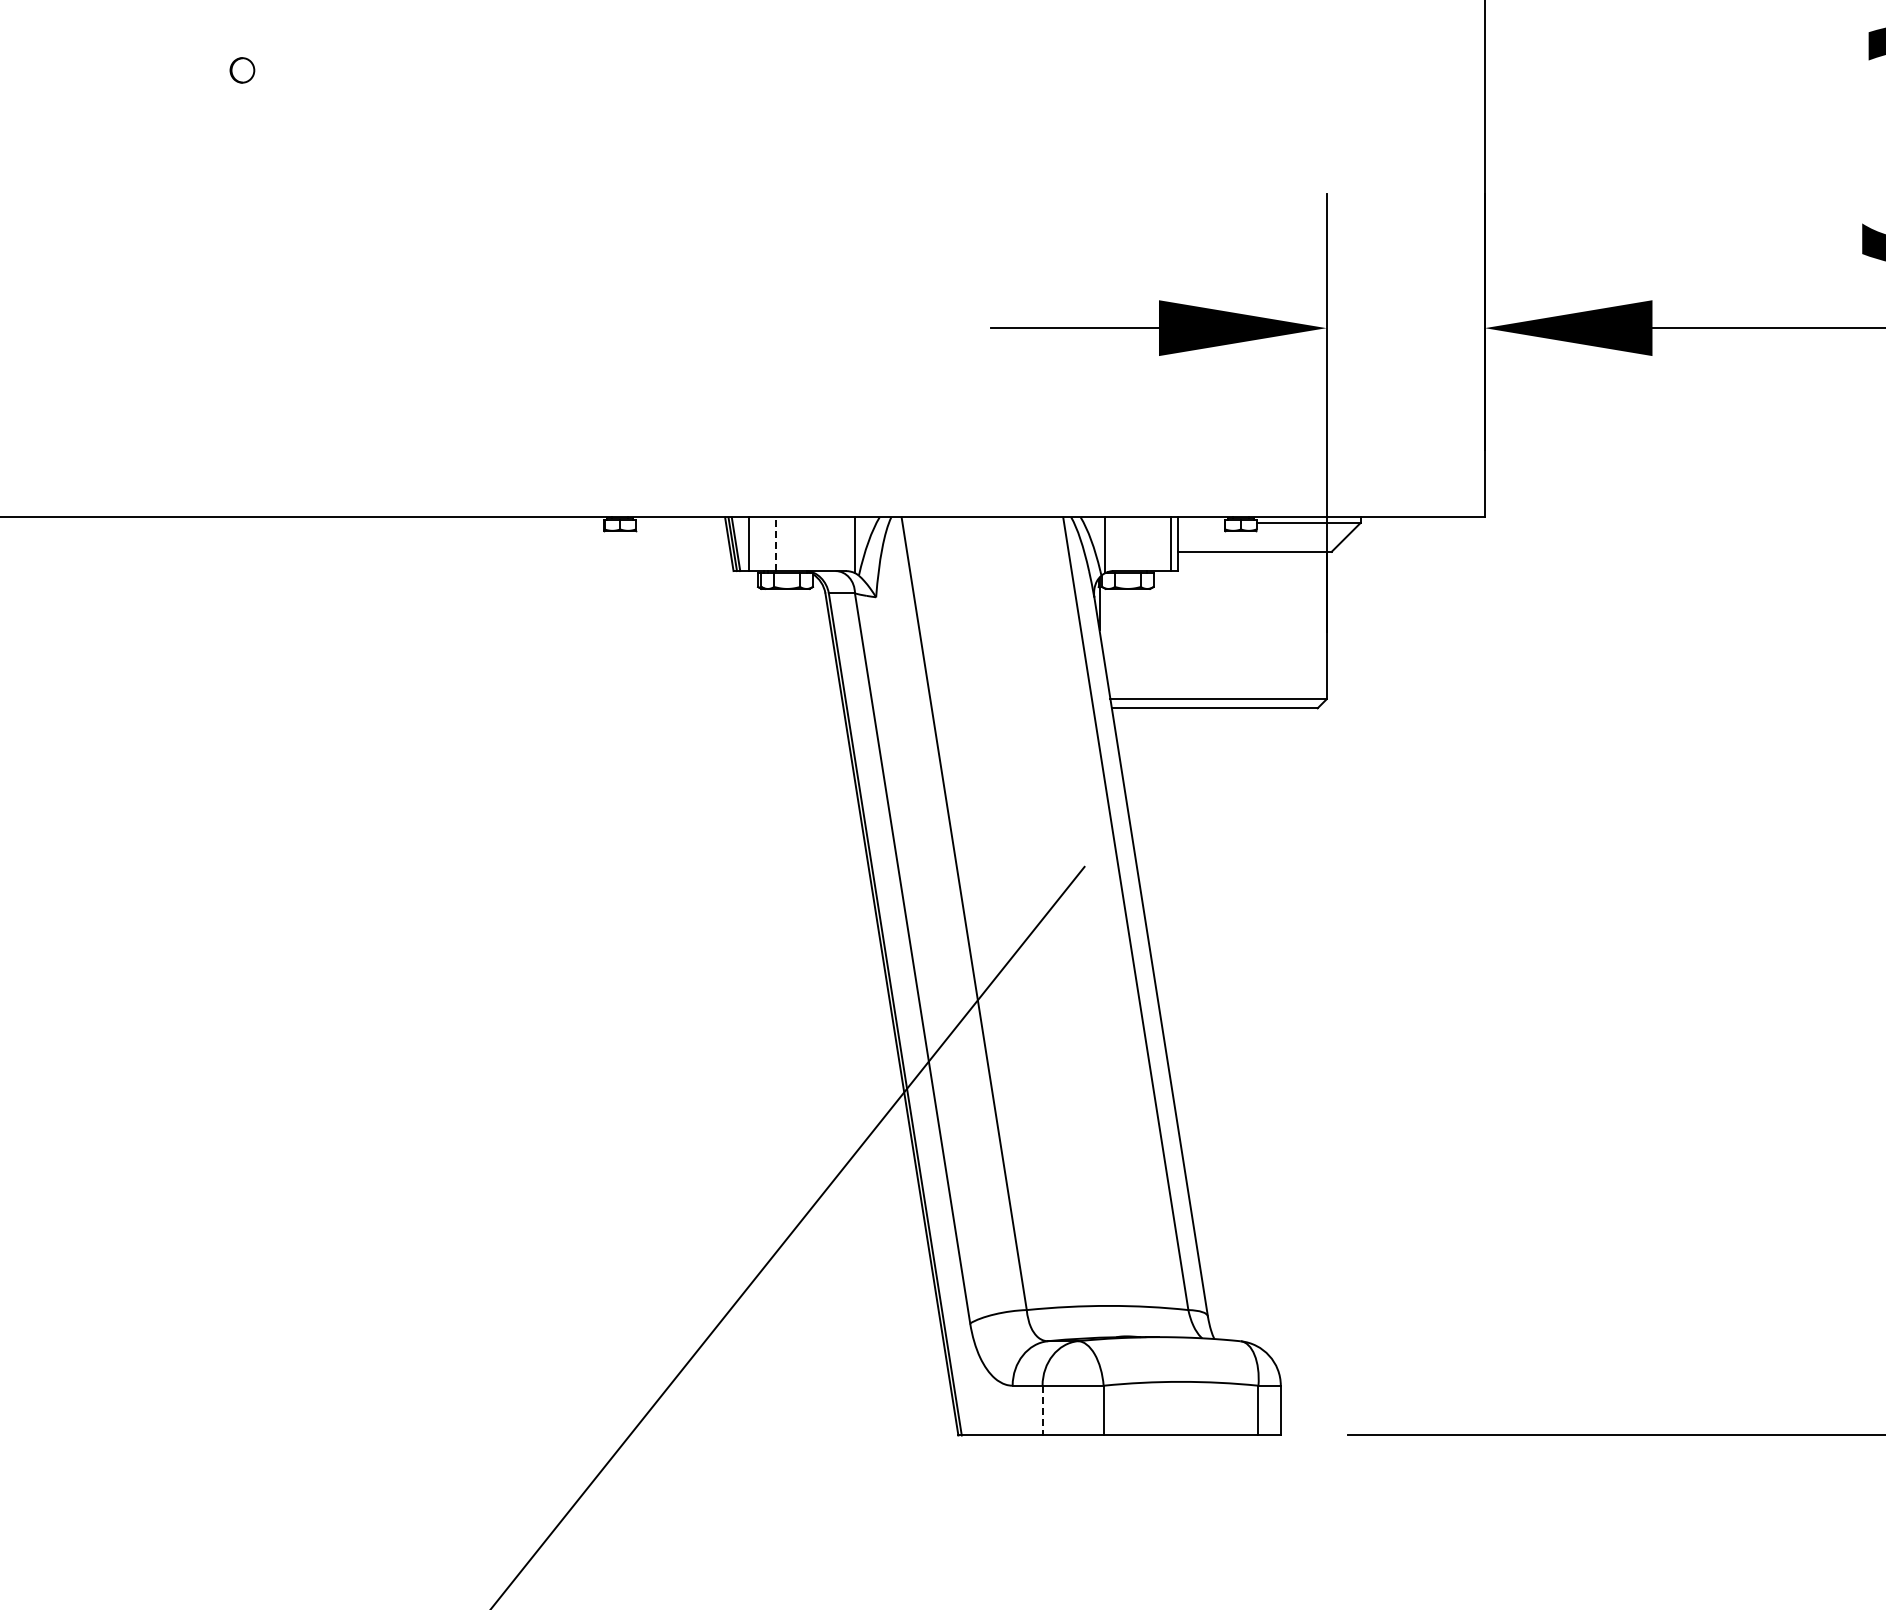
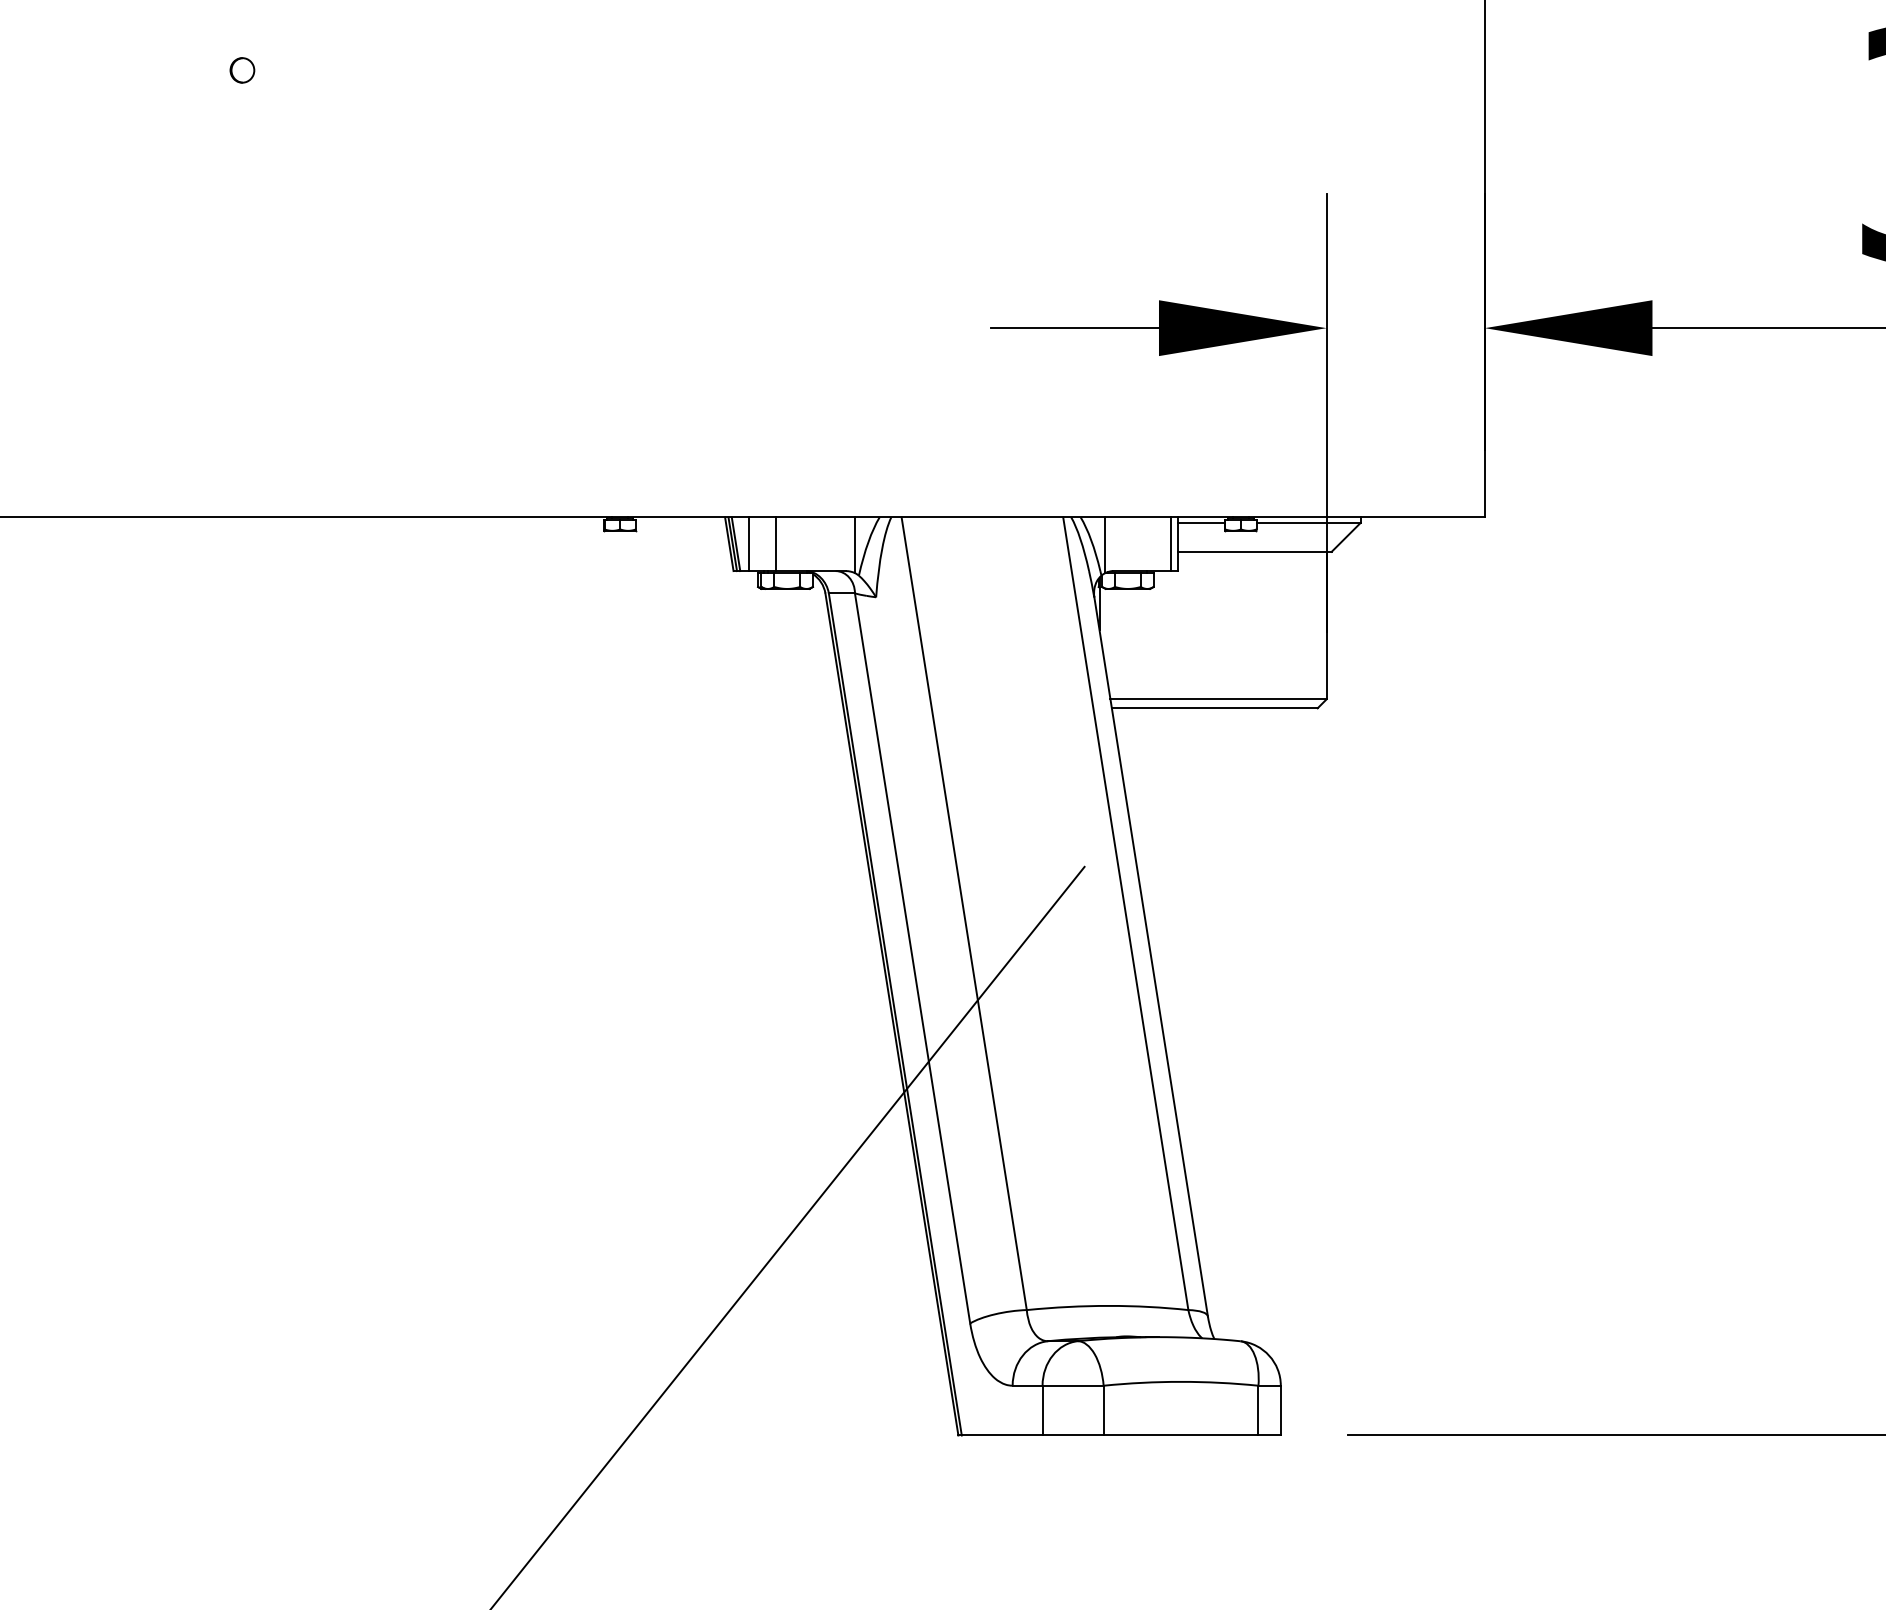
line: none -> present (1201, 523)
line: dashed -> solid (775, 544)
line: dashed -> solid (1042, 1410)
